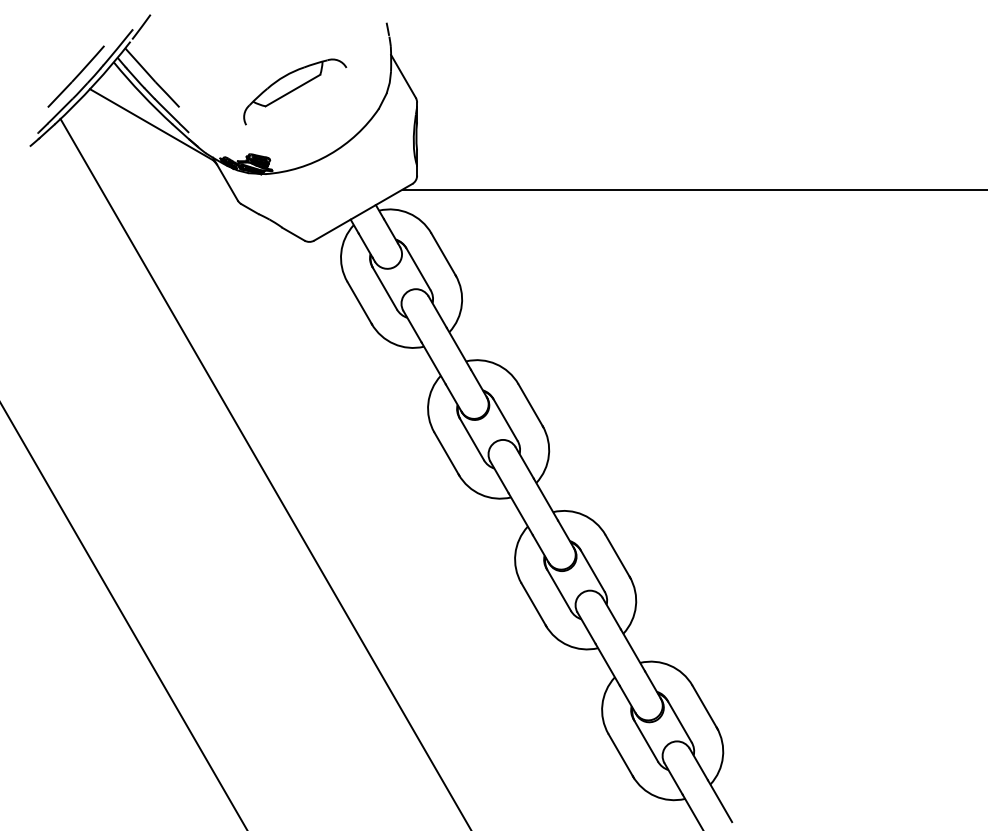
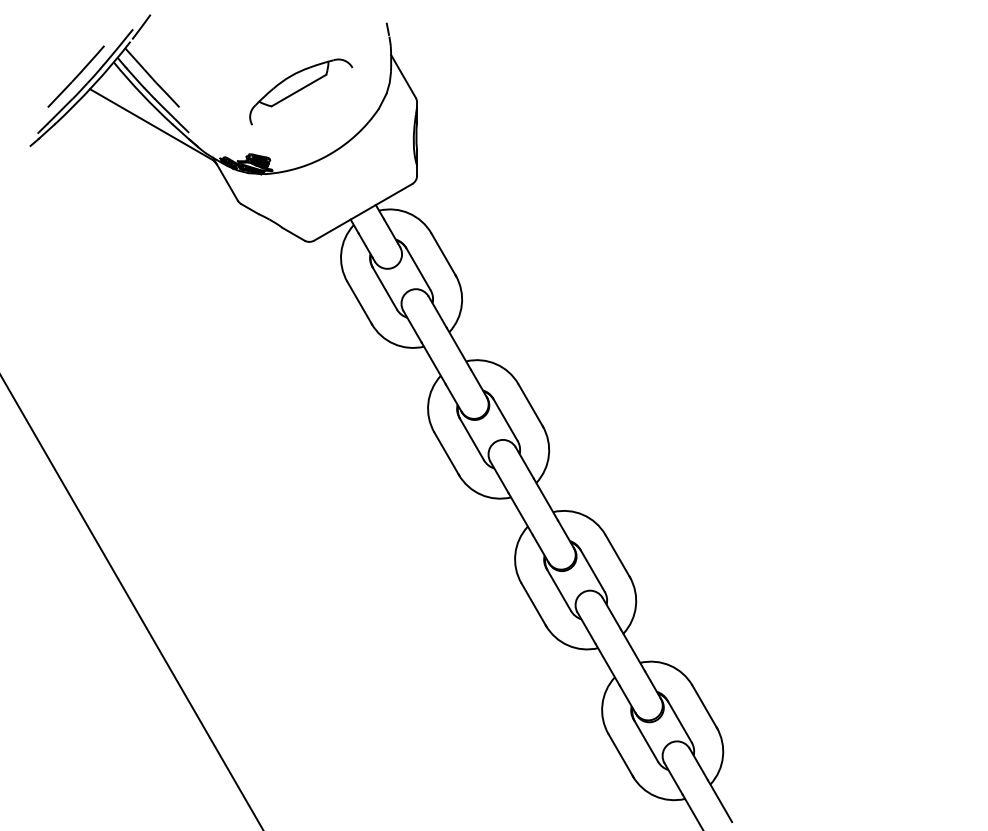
part position: (295, 91) -> (301, 91) (301, 91)
line: present -> none (693, 189)
line: present -> none (264, 472)
line position: (123, 616) -> (131, 602) (131, 602)
